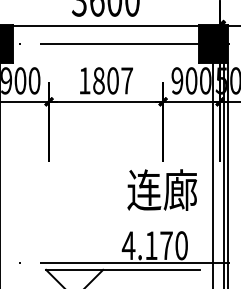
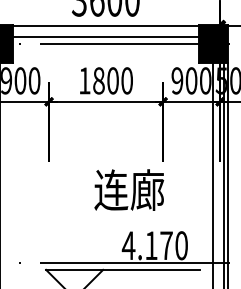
line: none -> present (105, 36)
text: 1807 -> 1800 (127, 80)
text position: (162, 189) -> (129, 189) (129, 189)
